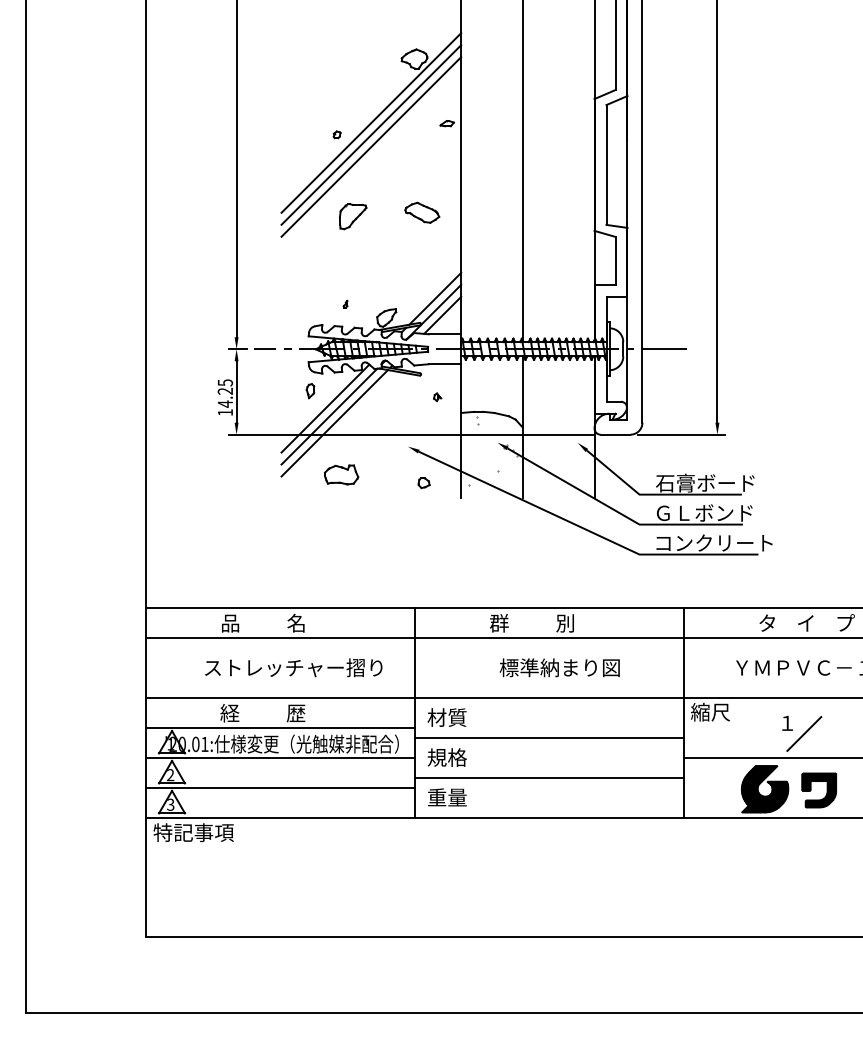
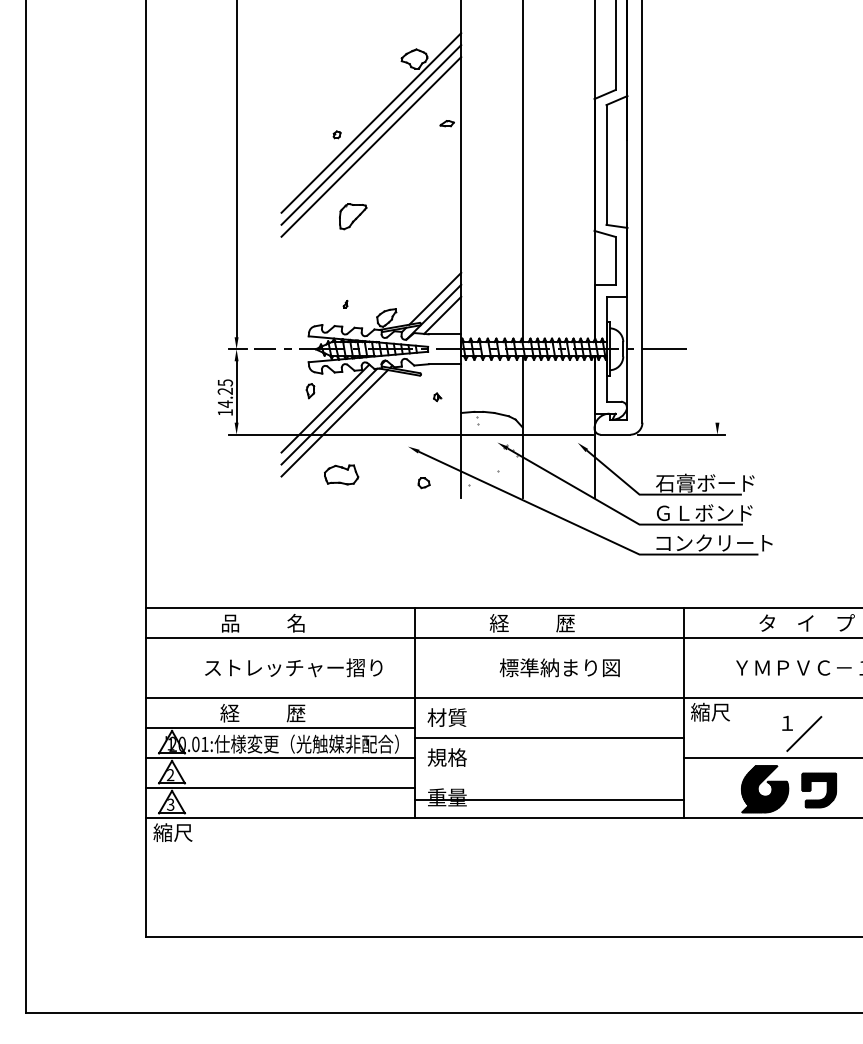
part: present -> none (422, 212)
line: present -> none (717, 212)
text: 群          別 -> 経          歴 (531, 623)
line position: (549, 777) -> (549, 799) (549, 799)
text: 特記事項 -> 縮尺 (193, 832)
